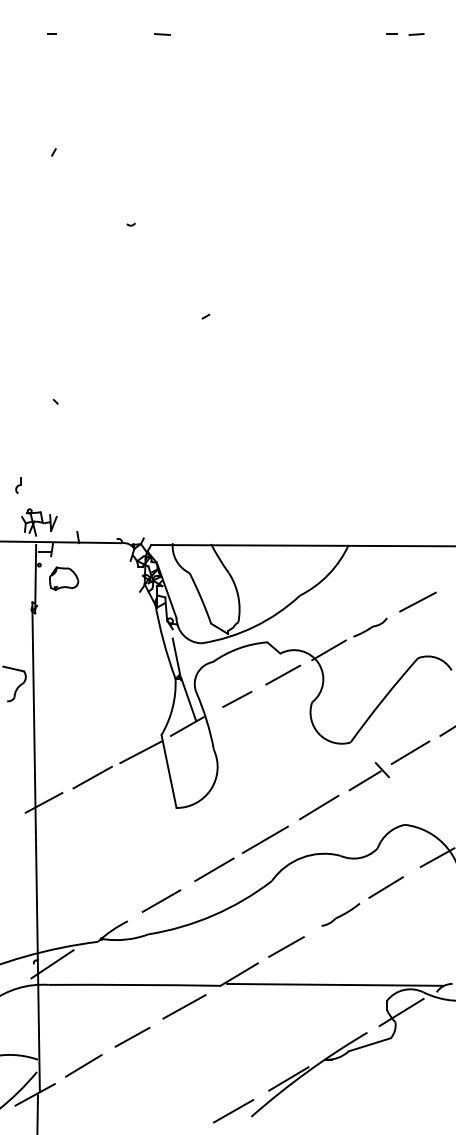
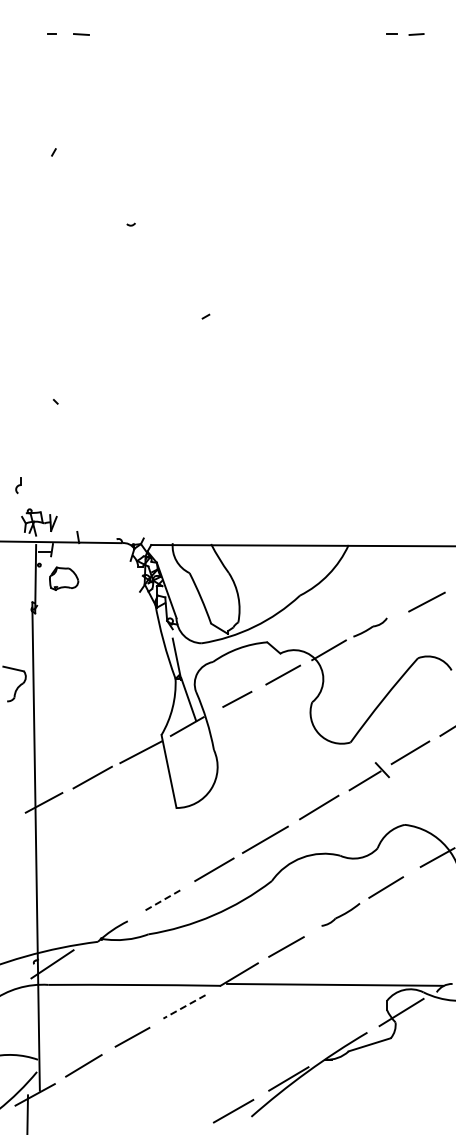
line position: (162, 34) -> (81, 34) (81, 34)
line position: (417, 601) -> (426, 601) (426, 601)
line: solid -> dashed (161, 901)
line: solid -> dashed (184, 1007)
line position: (37, 1113) -> (27, 1113) (27, 1113)
